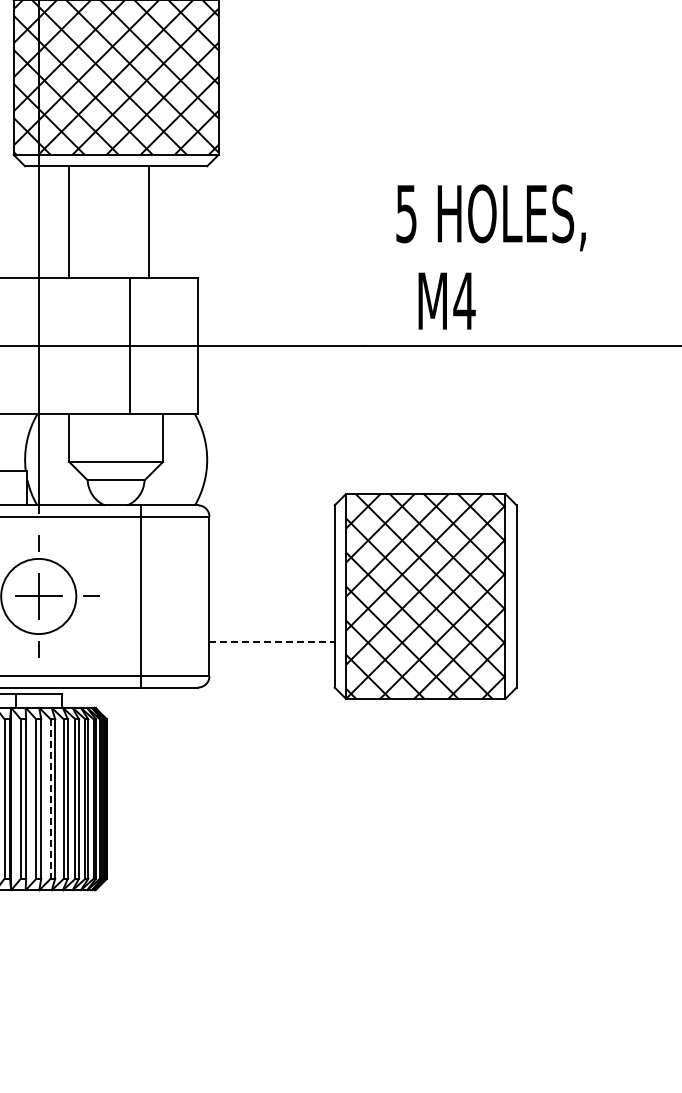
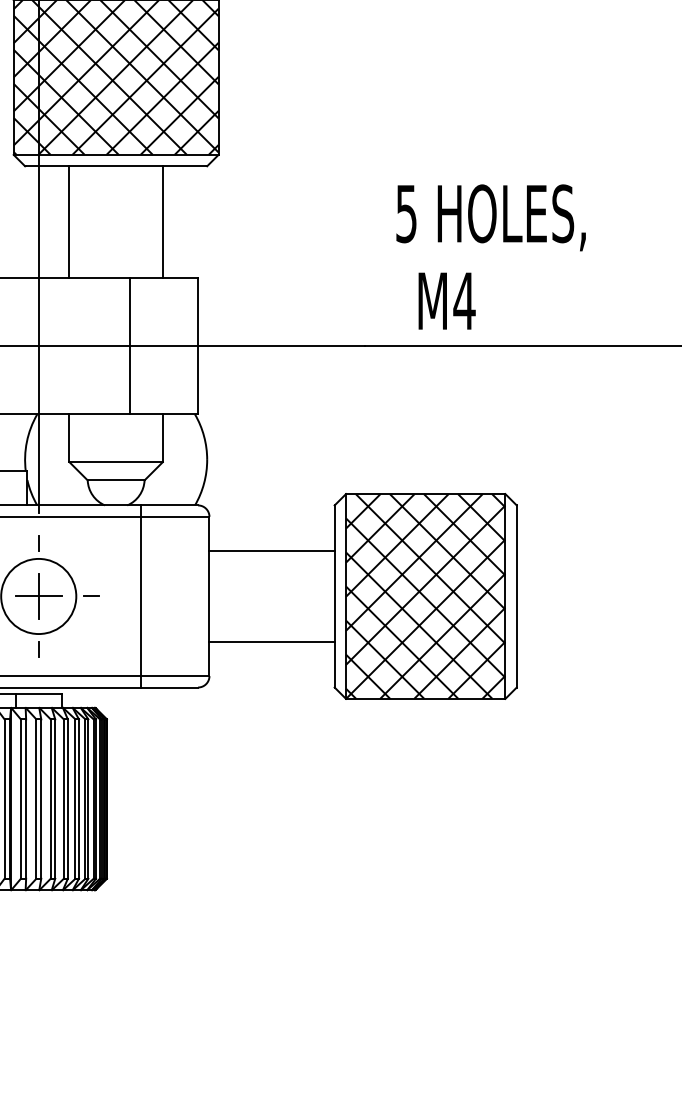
line position: (148, 221) -> (162, 221) (162, 221)
line: none -> present (271, 550)
line: dashed -> solid (272, 642)
line: dashed -> solid (50, 799)
